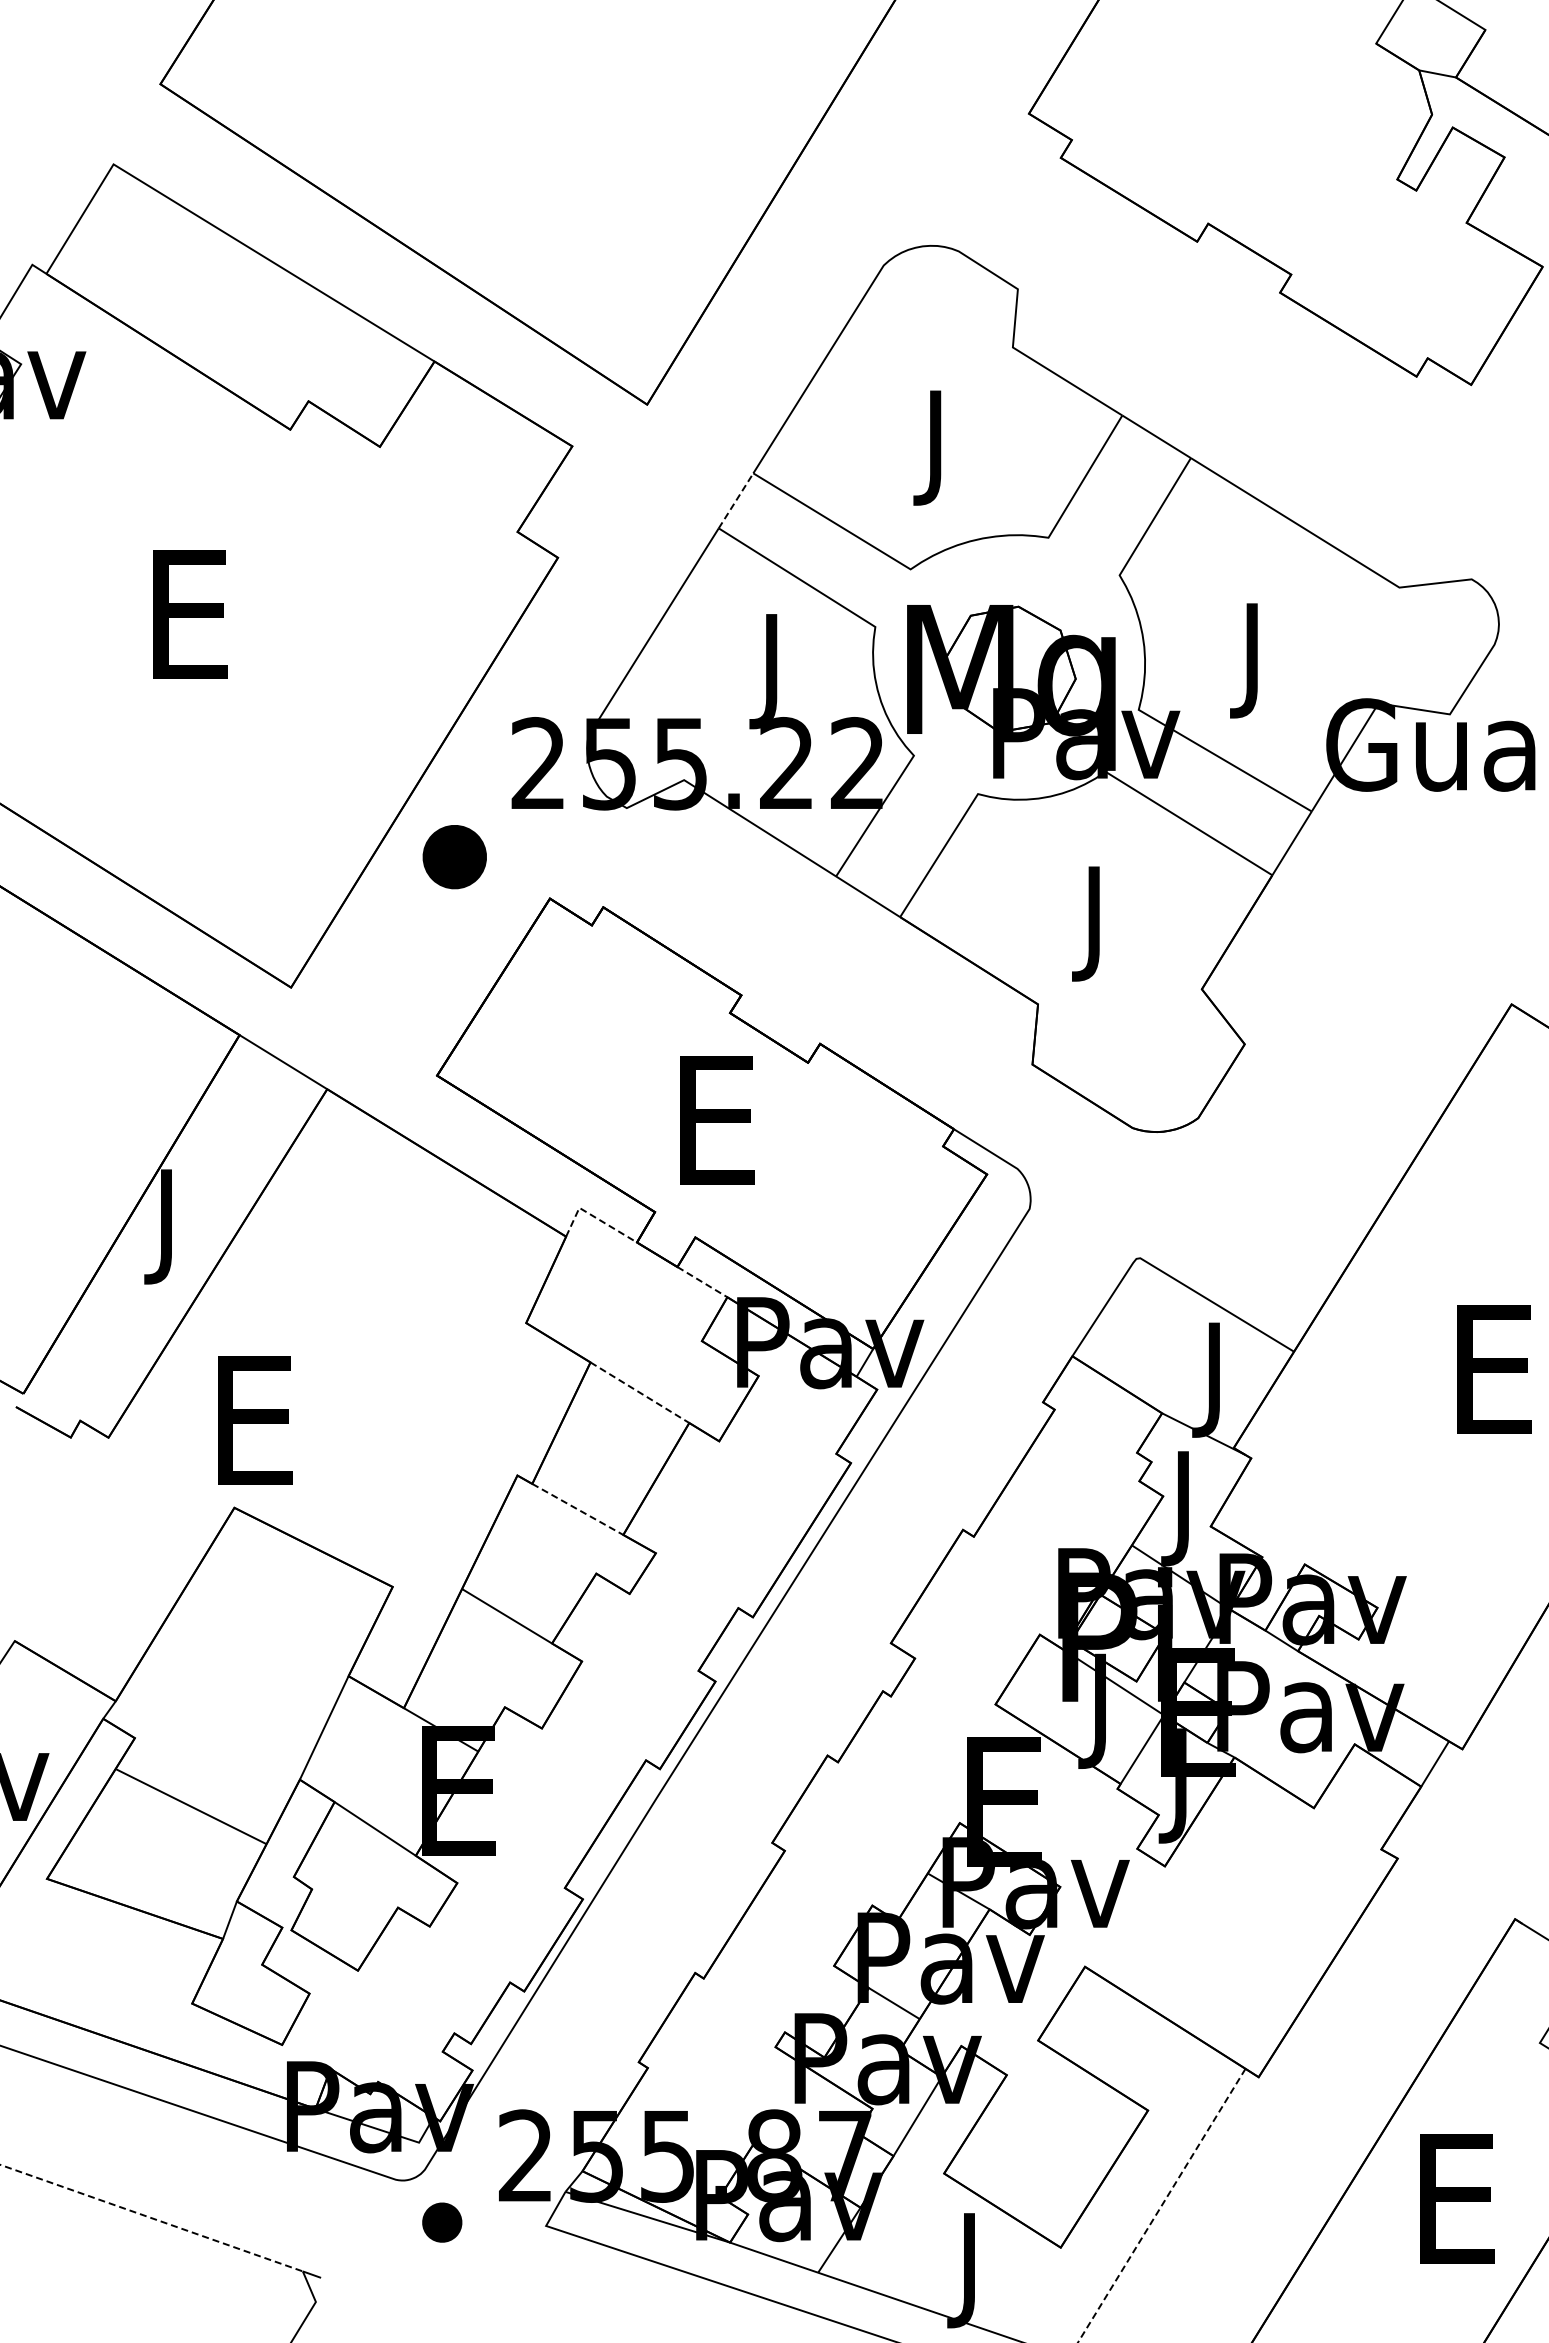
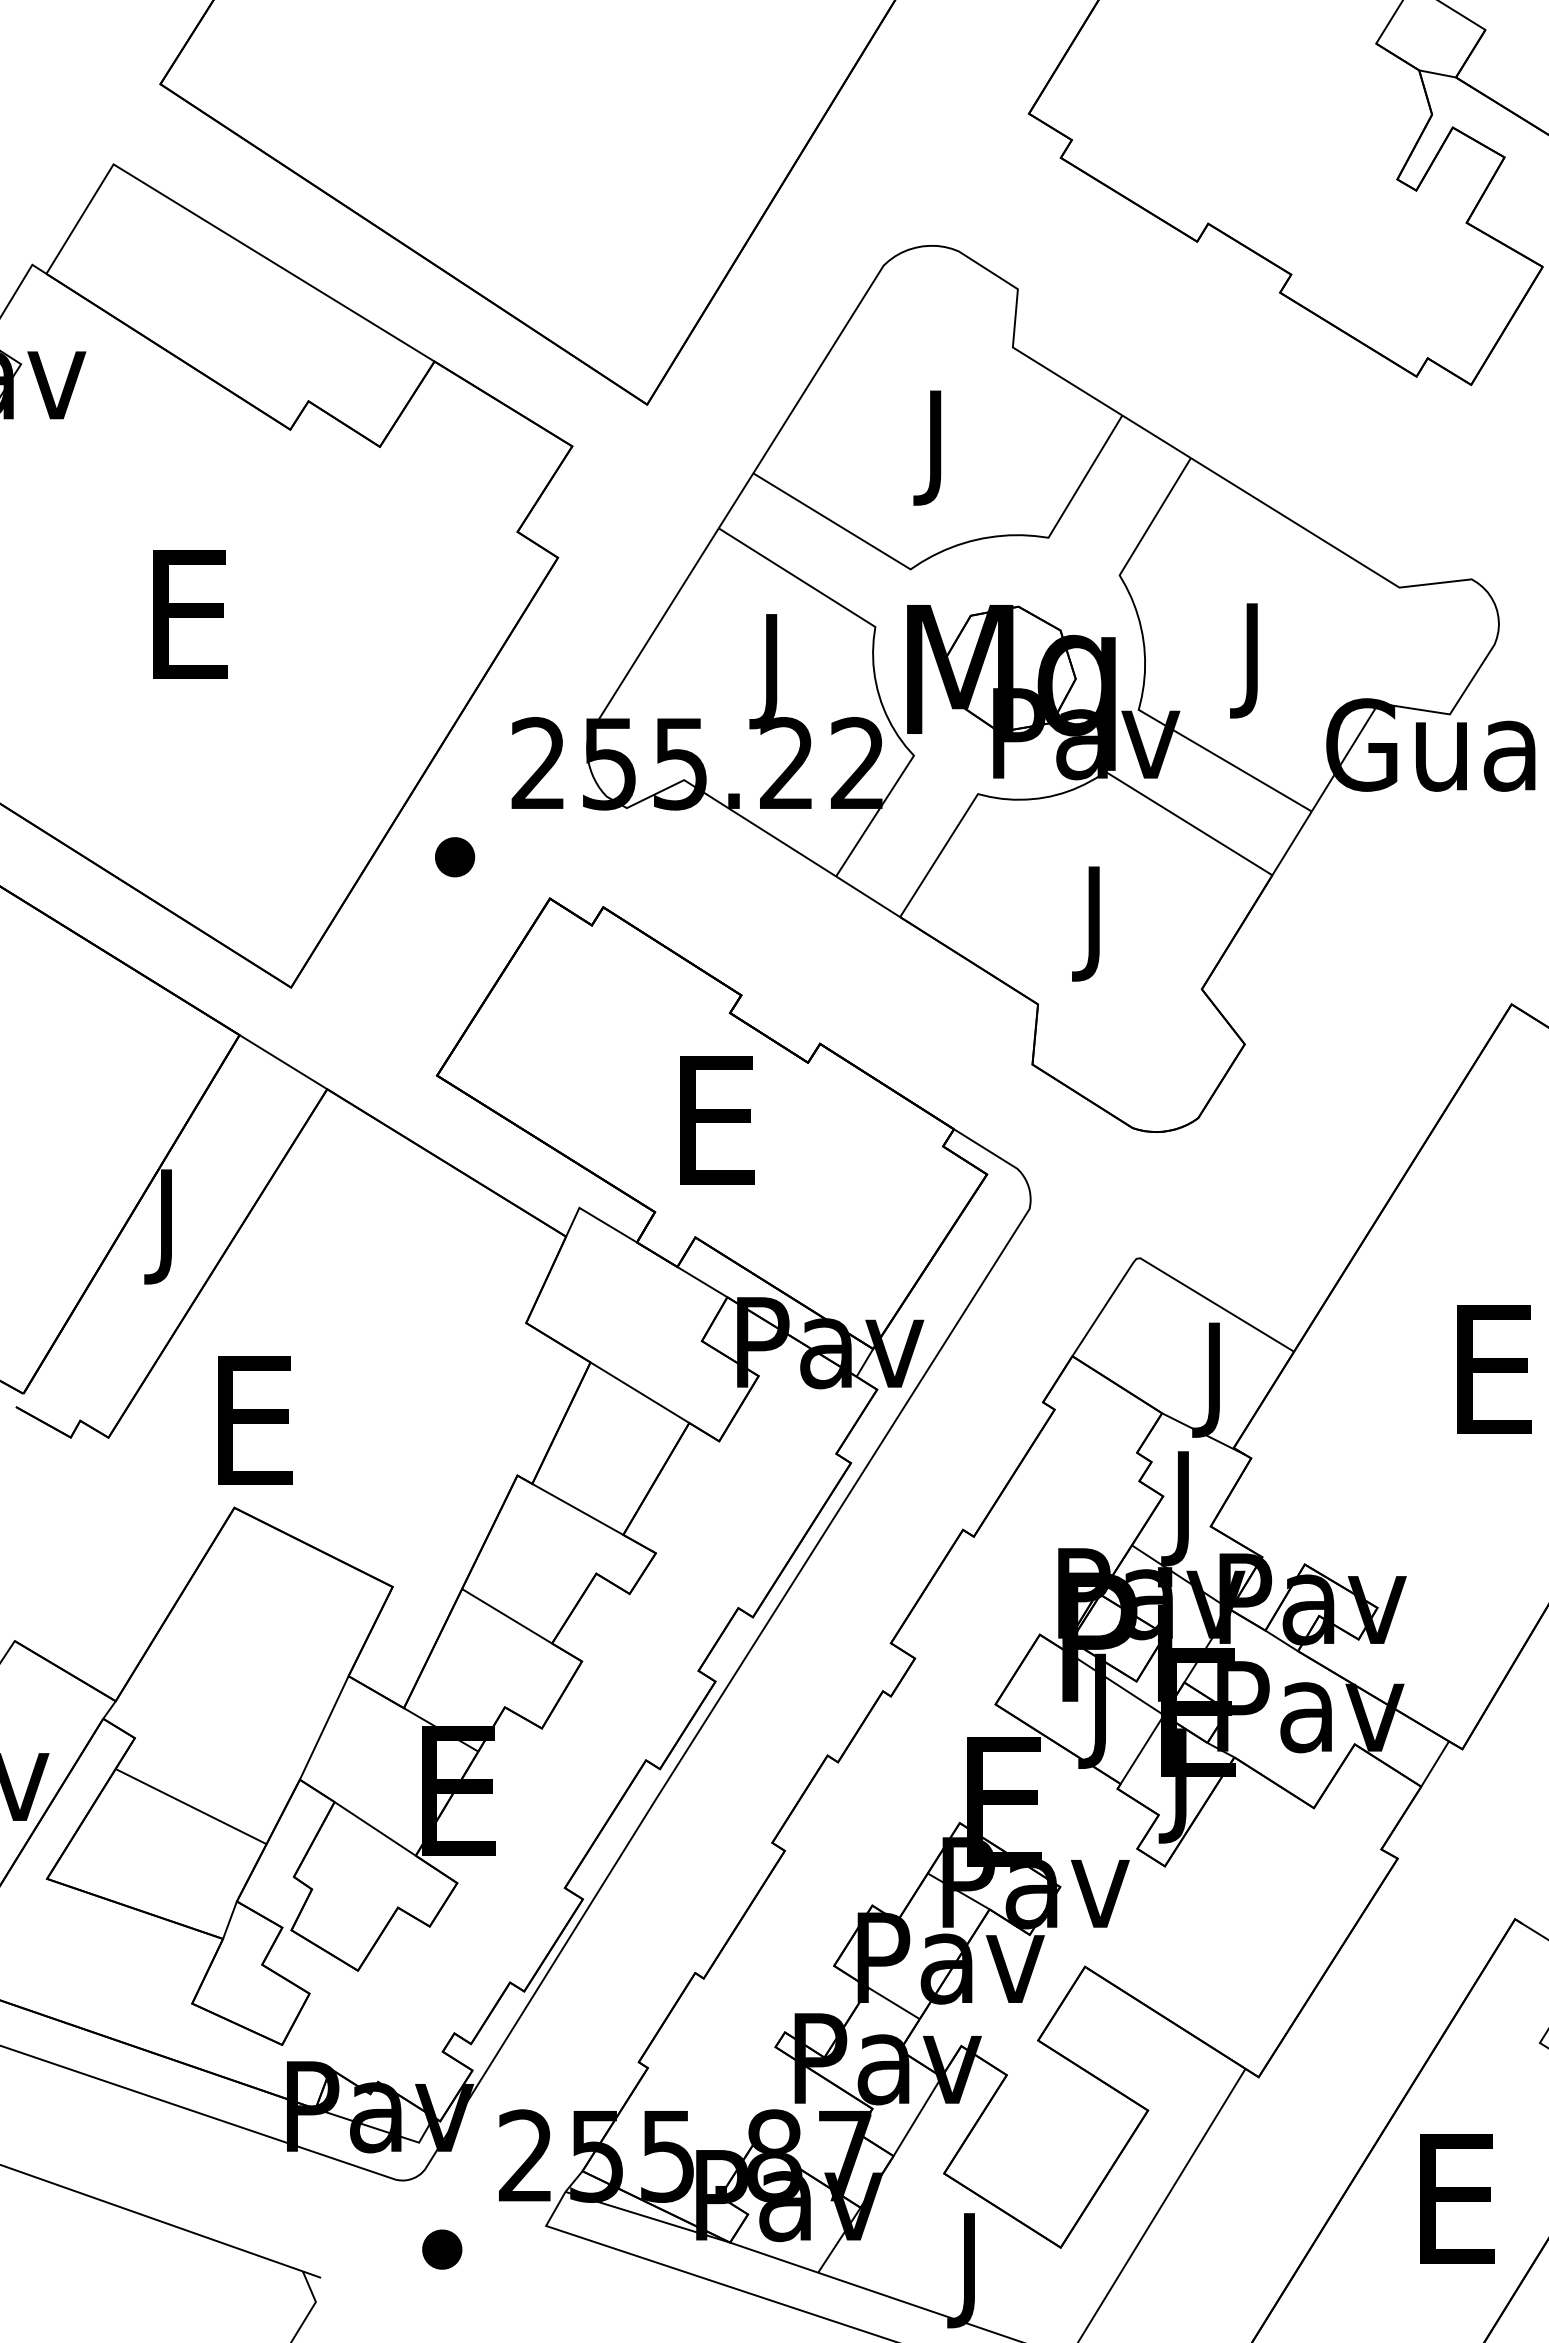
line: dashed -> solid (736, 500)
part size: 65x65 px -> 41x41 px (455, 857)
line: dashed -> solid (594, 1217)
line: dashed -> solid (702, 1282)
line: dashed -> solid (639, 1392)
line: dashed -> solid (578, 1509)
line: dashed -> solid (1161, 2205)
line: dashed -> solid (152, 2218)
part position: (442, 2222) -> (442, 2249) (442, 2249)
